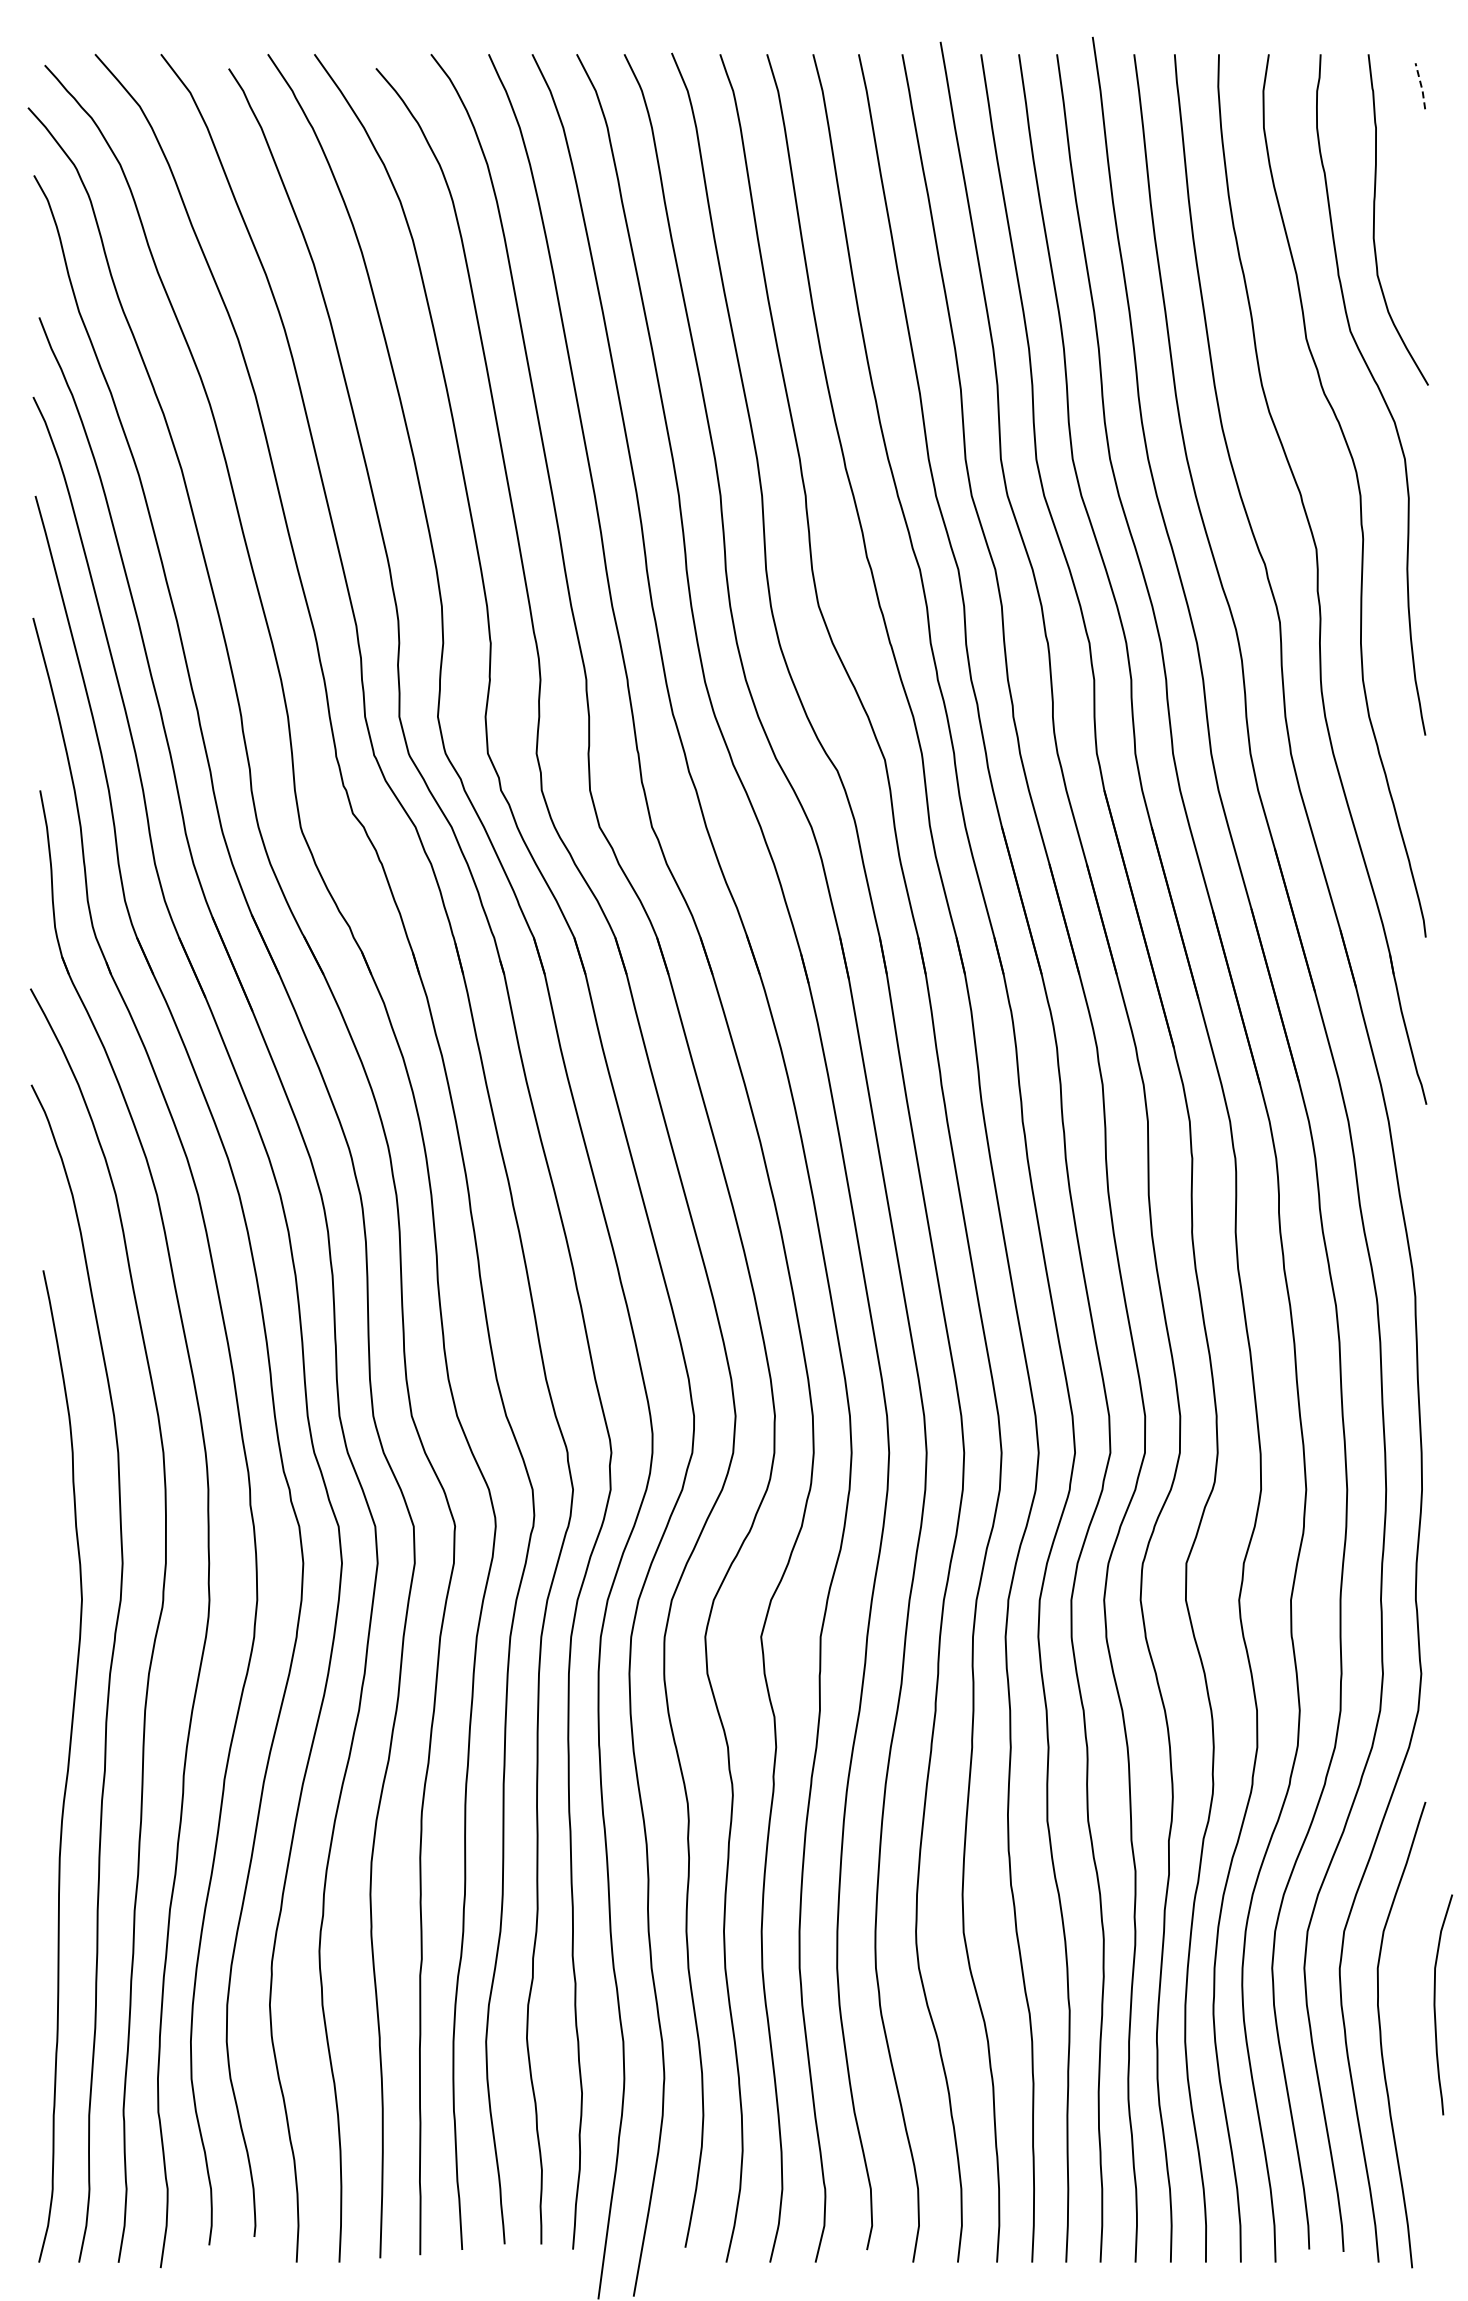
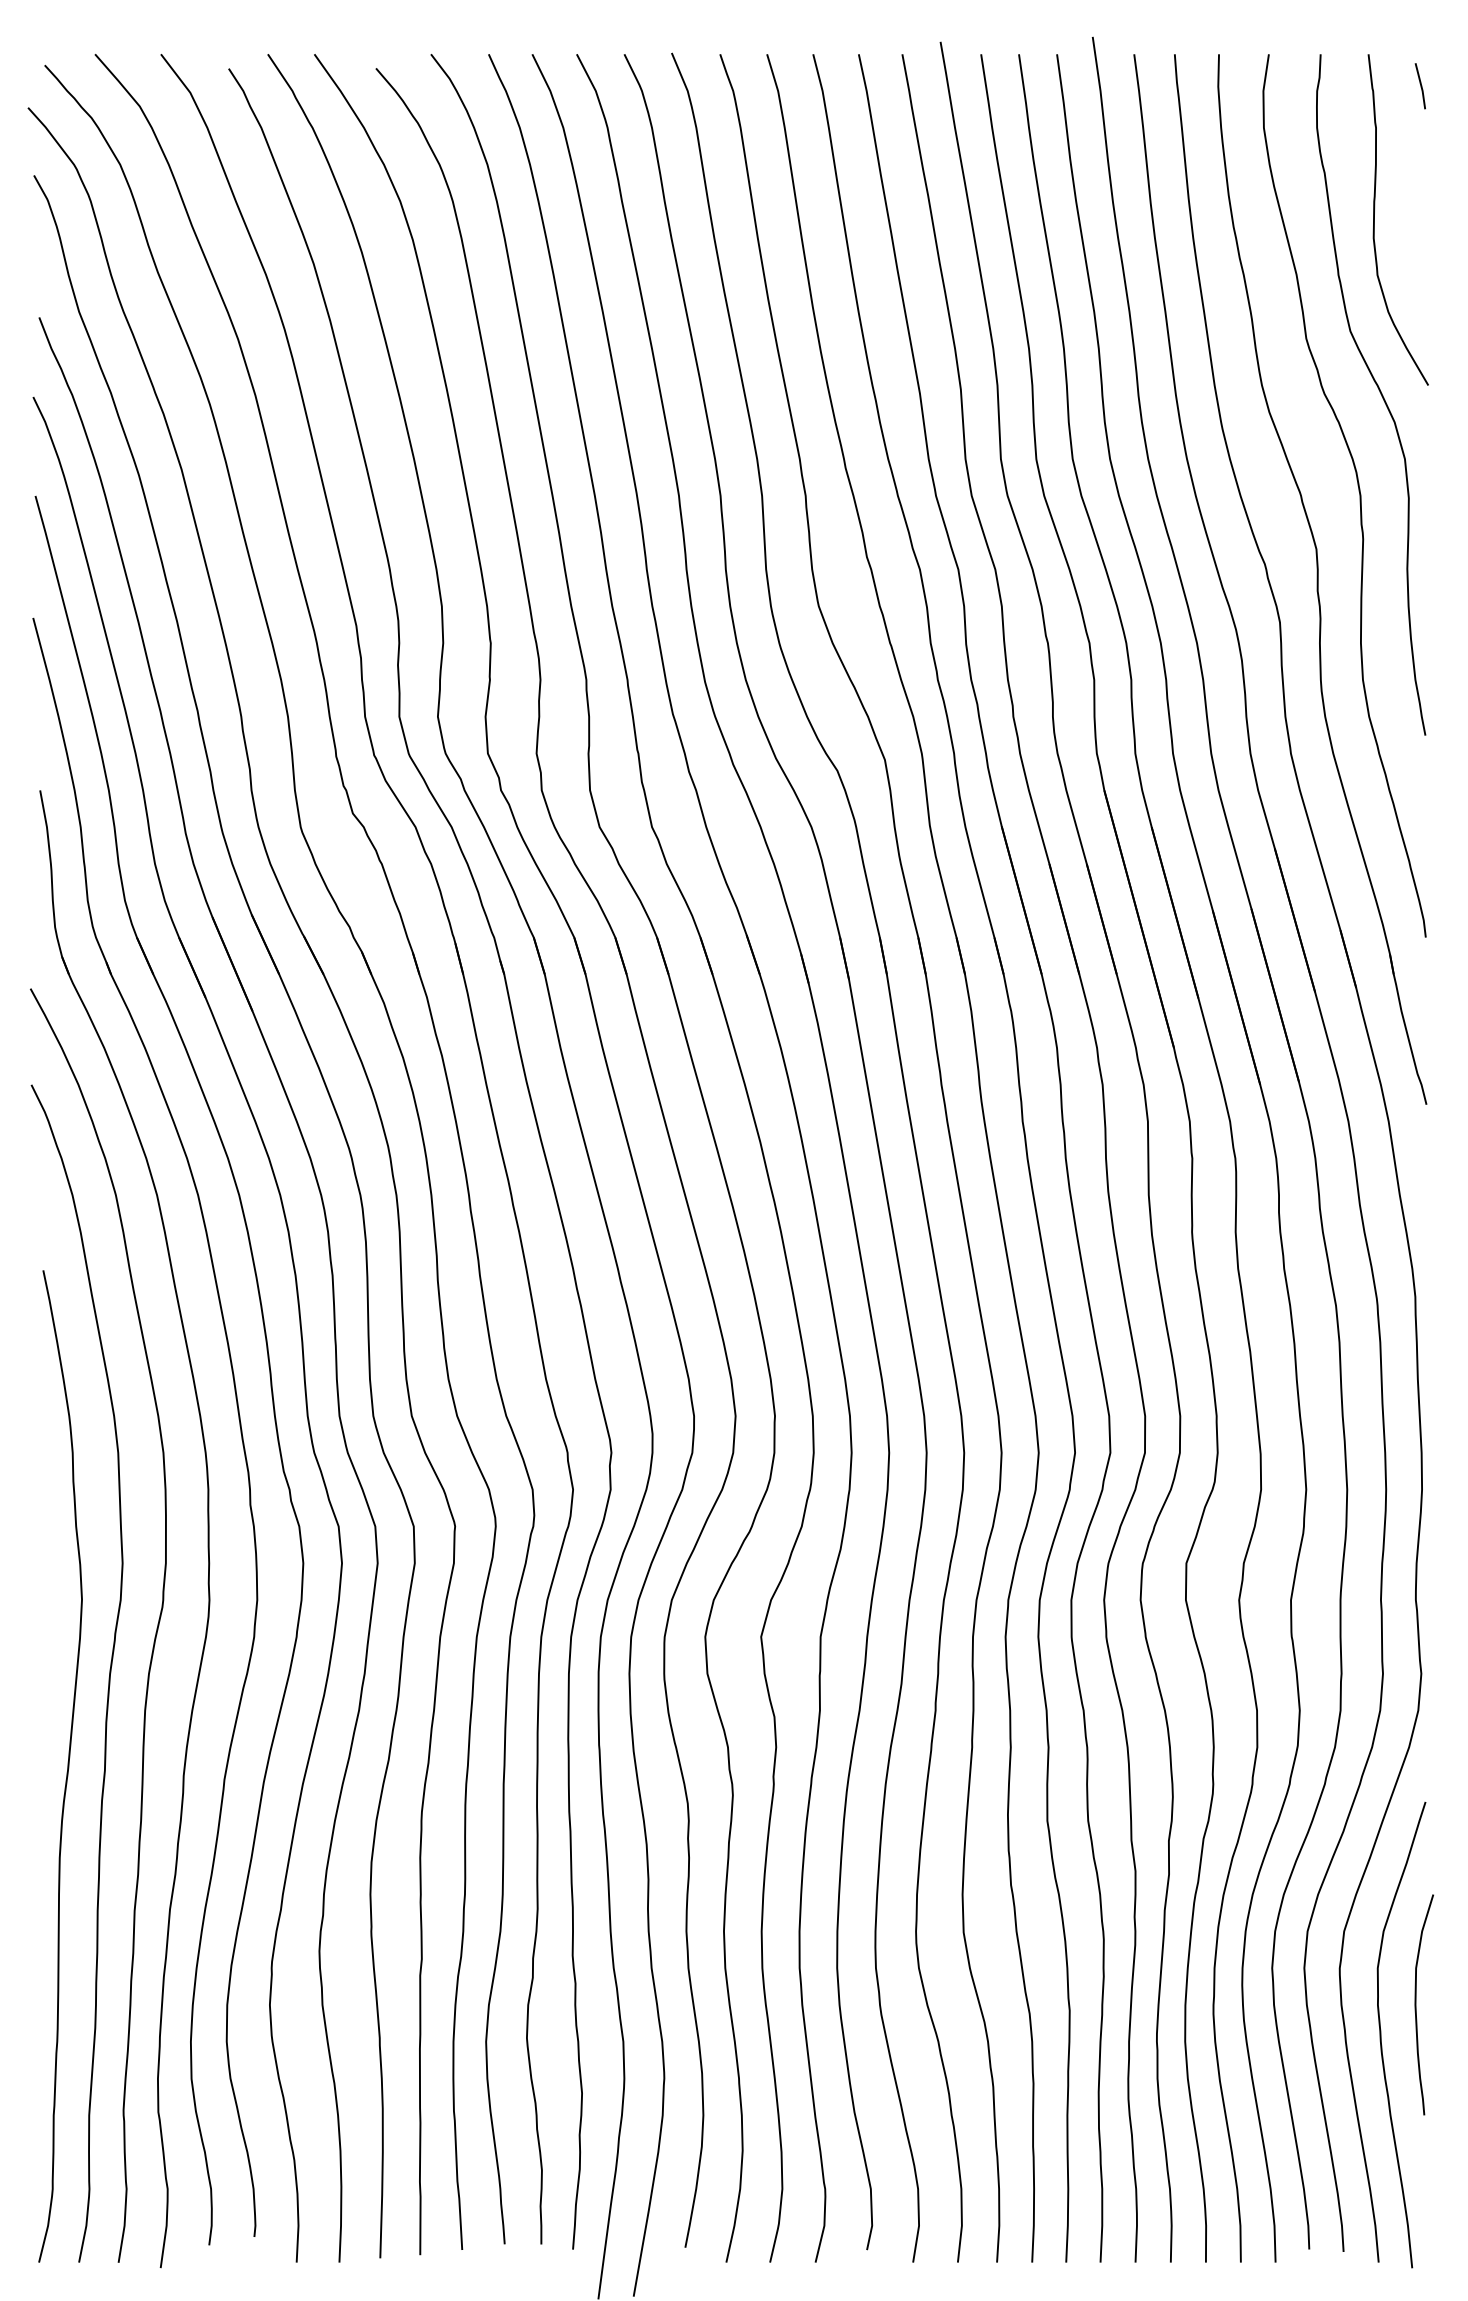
line: dashed -> solid (1421, 86)
curve position: (1435, 2004) -> (1416, 2004) (1416, 2004)
